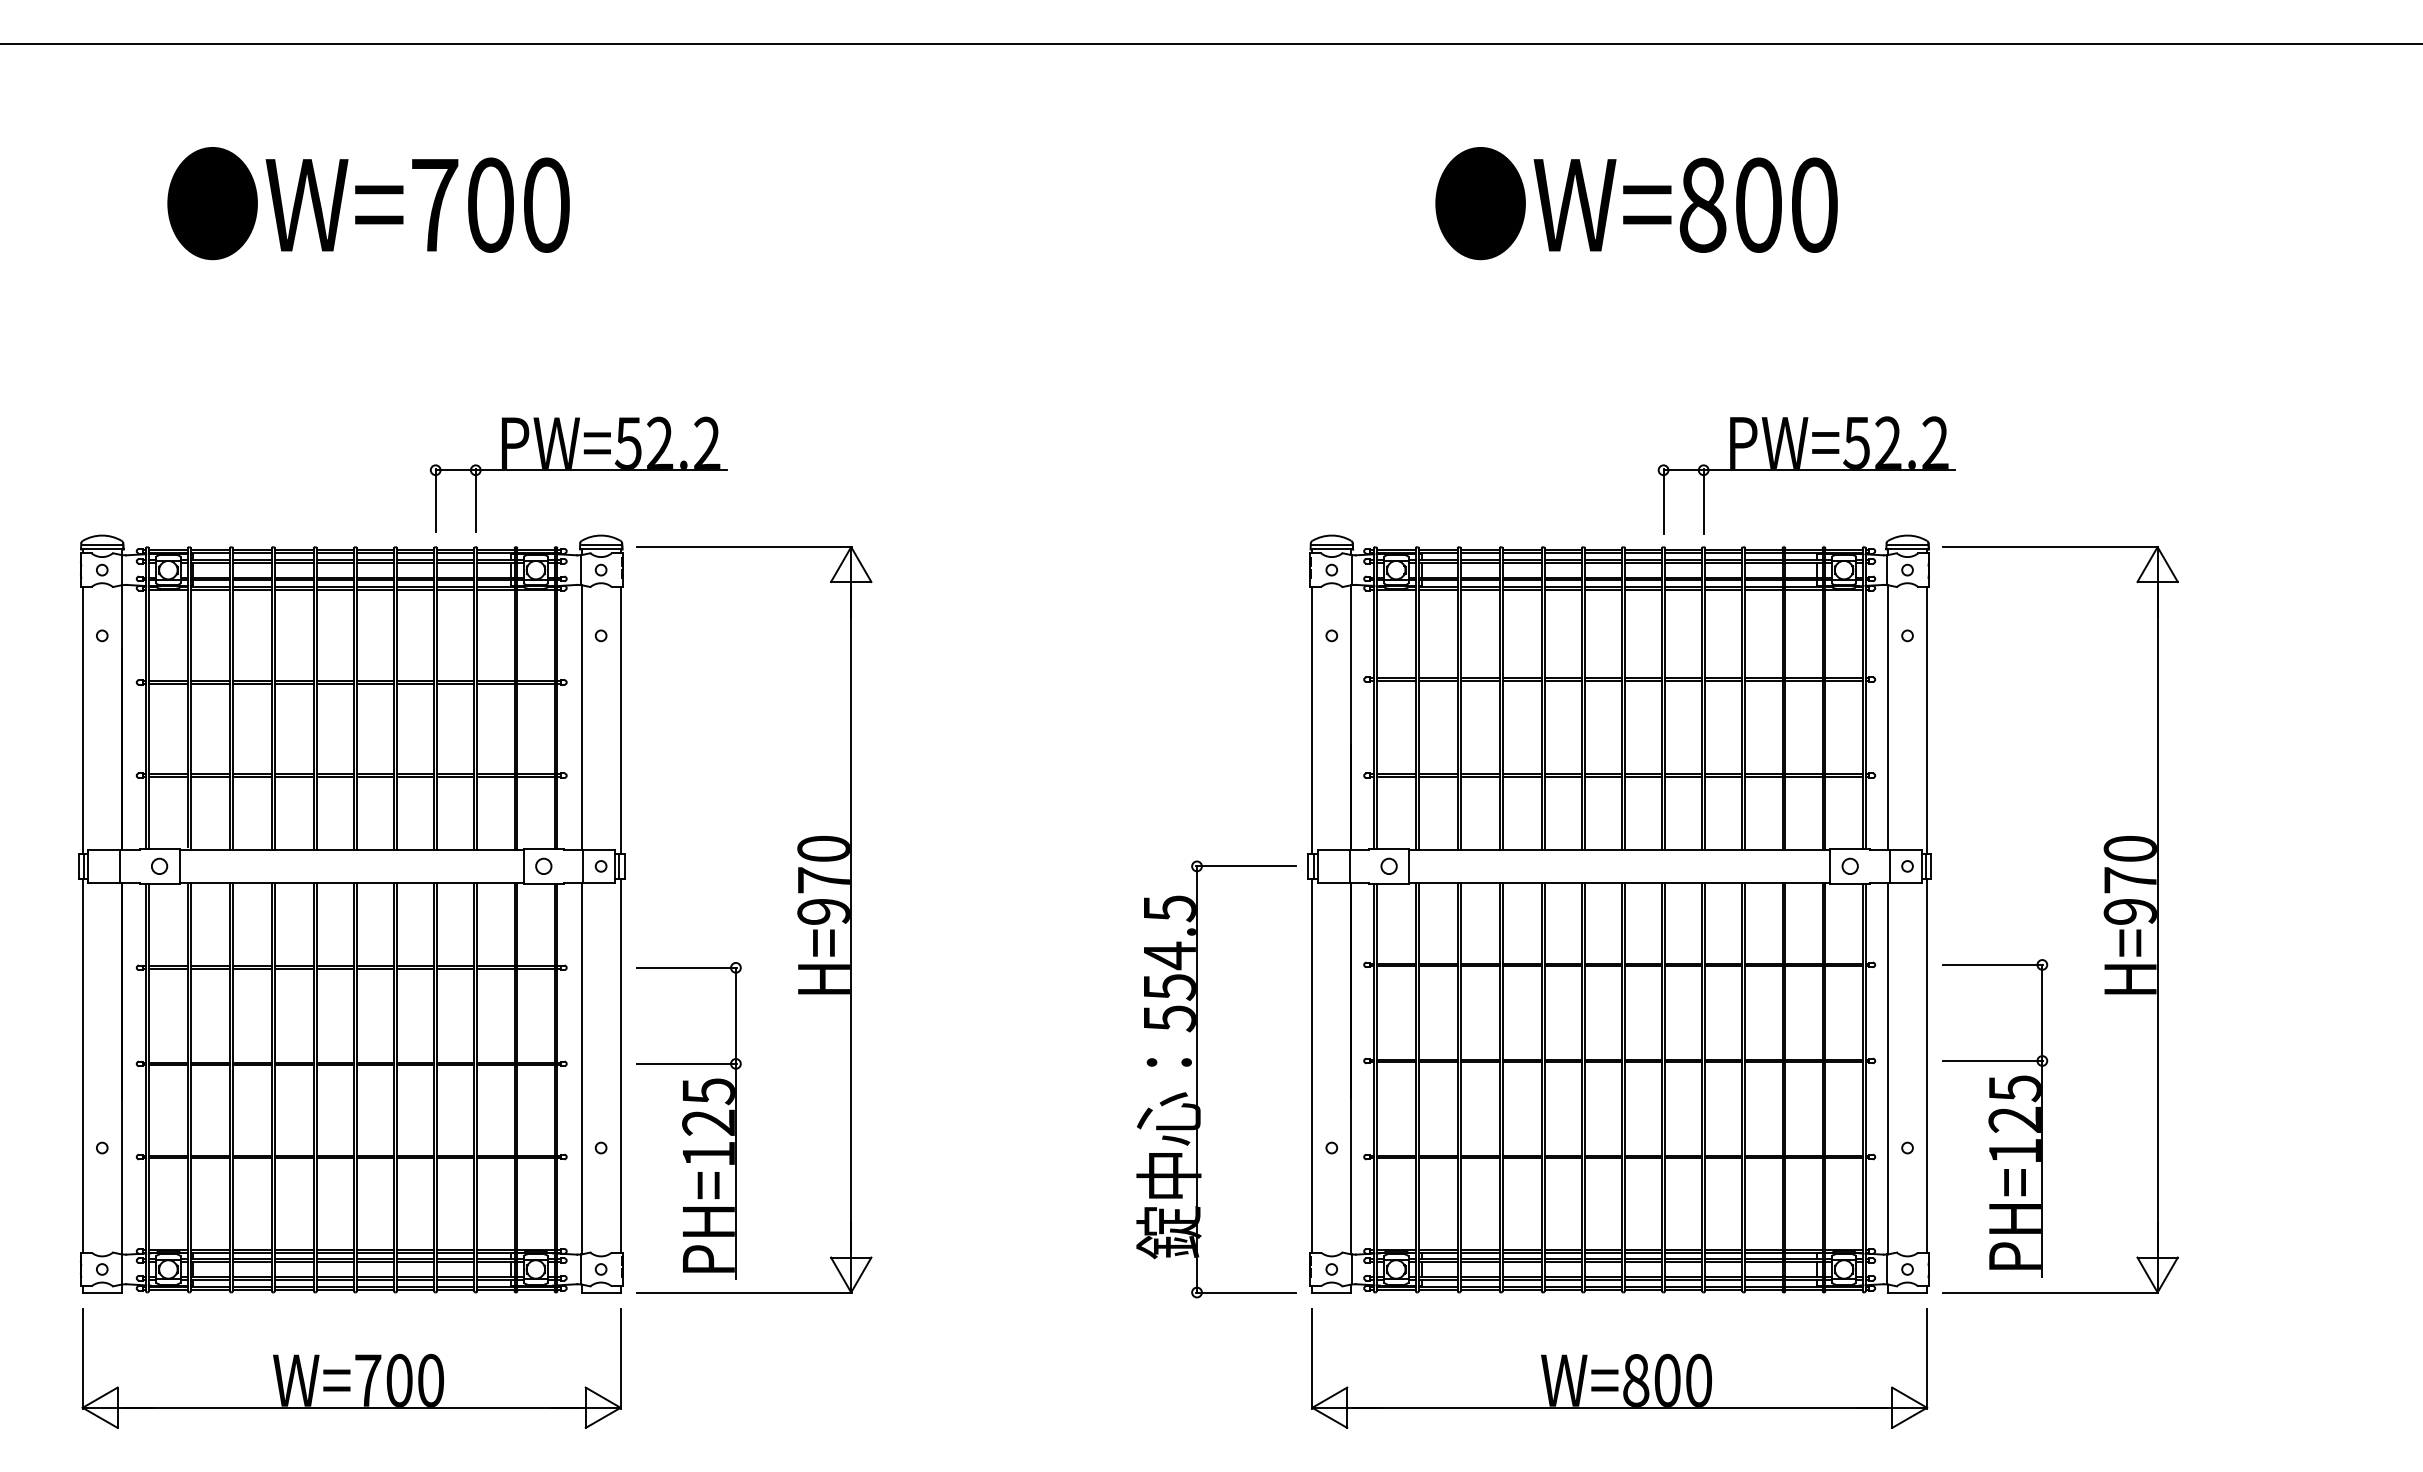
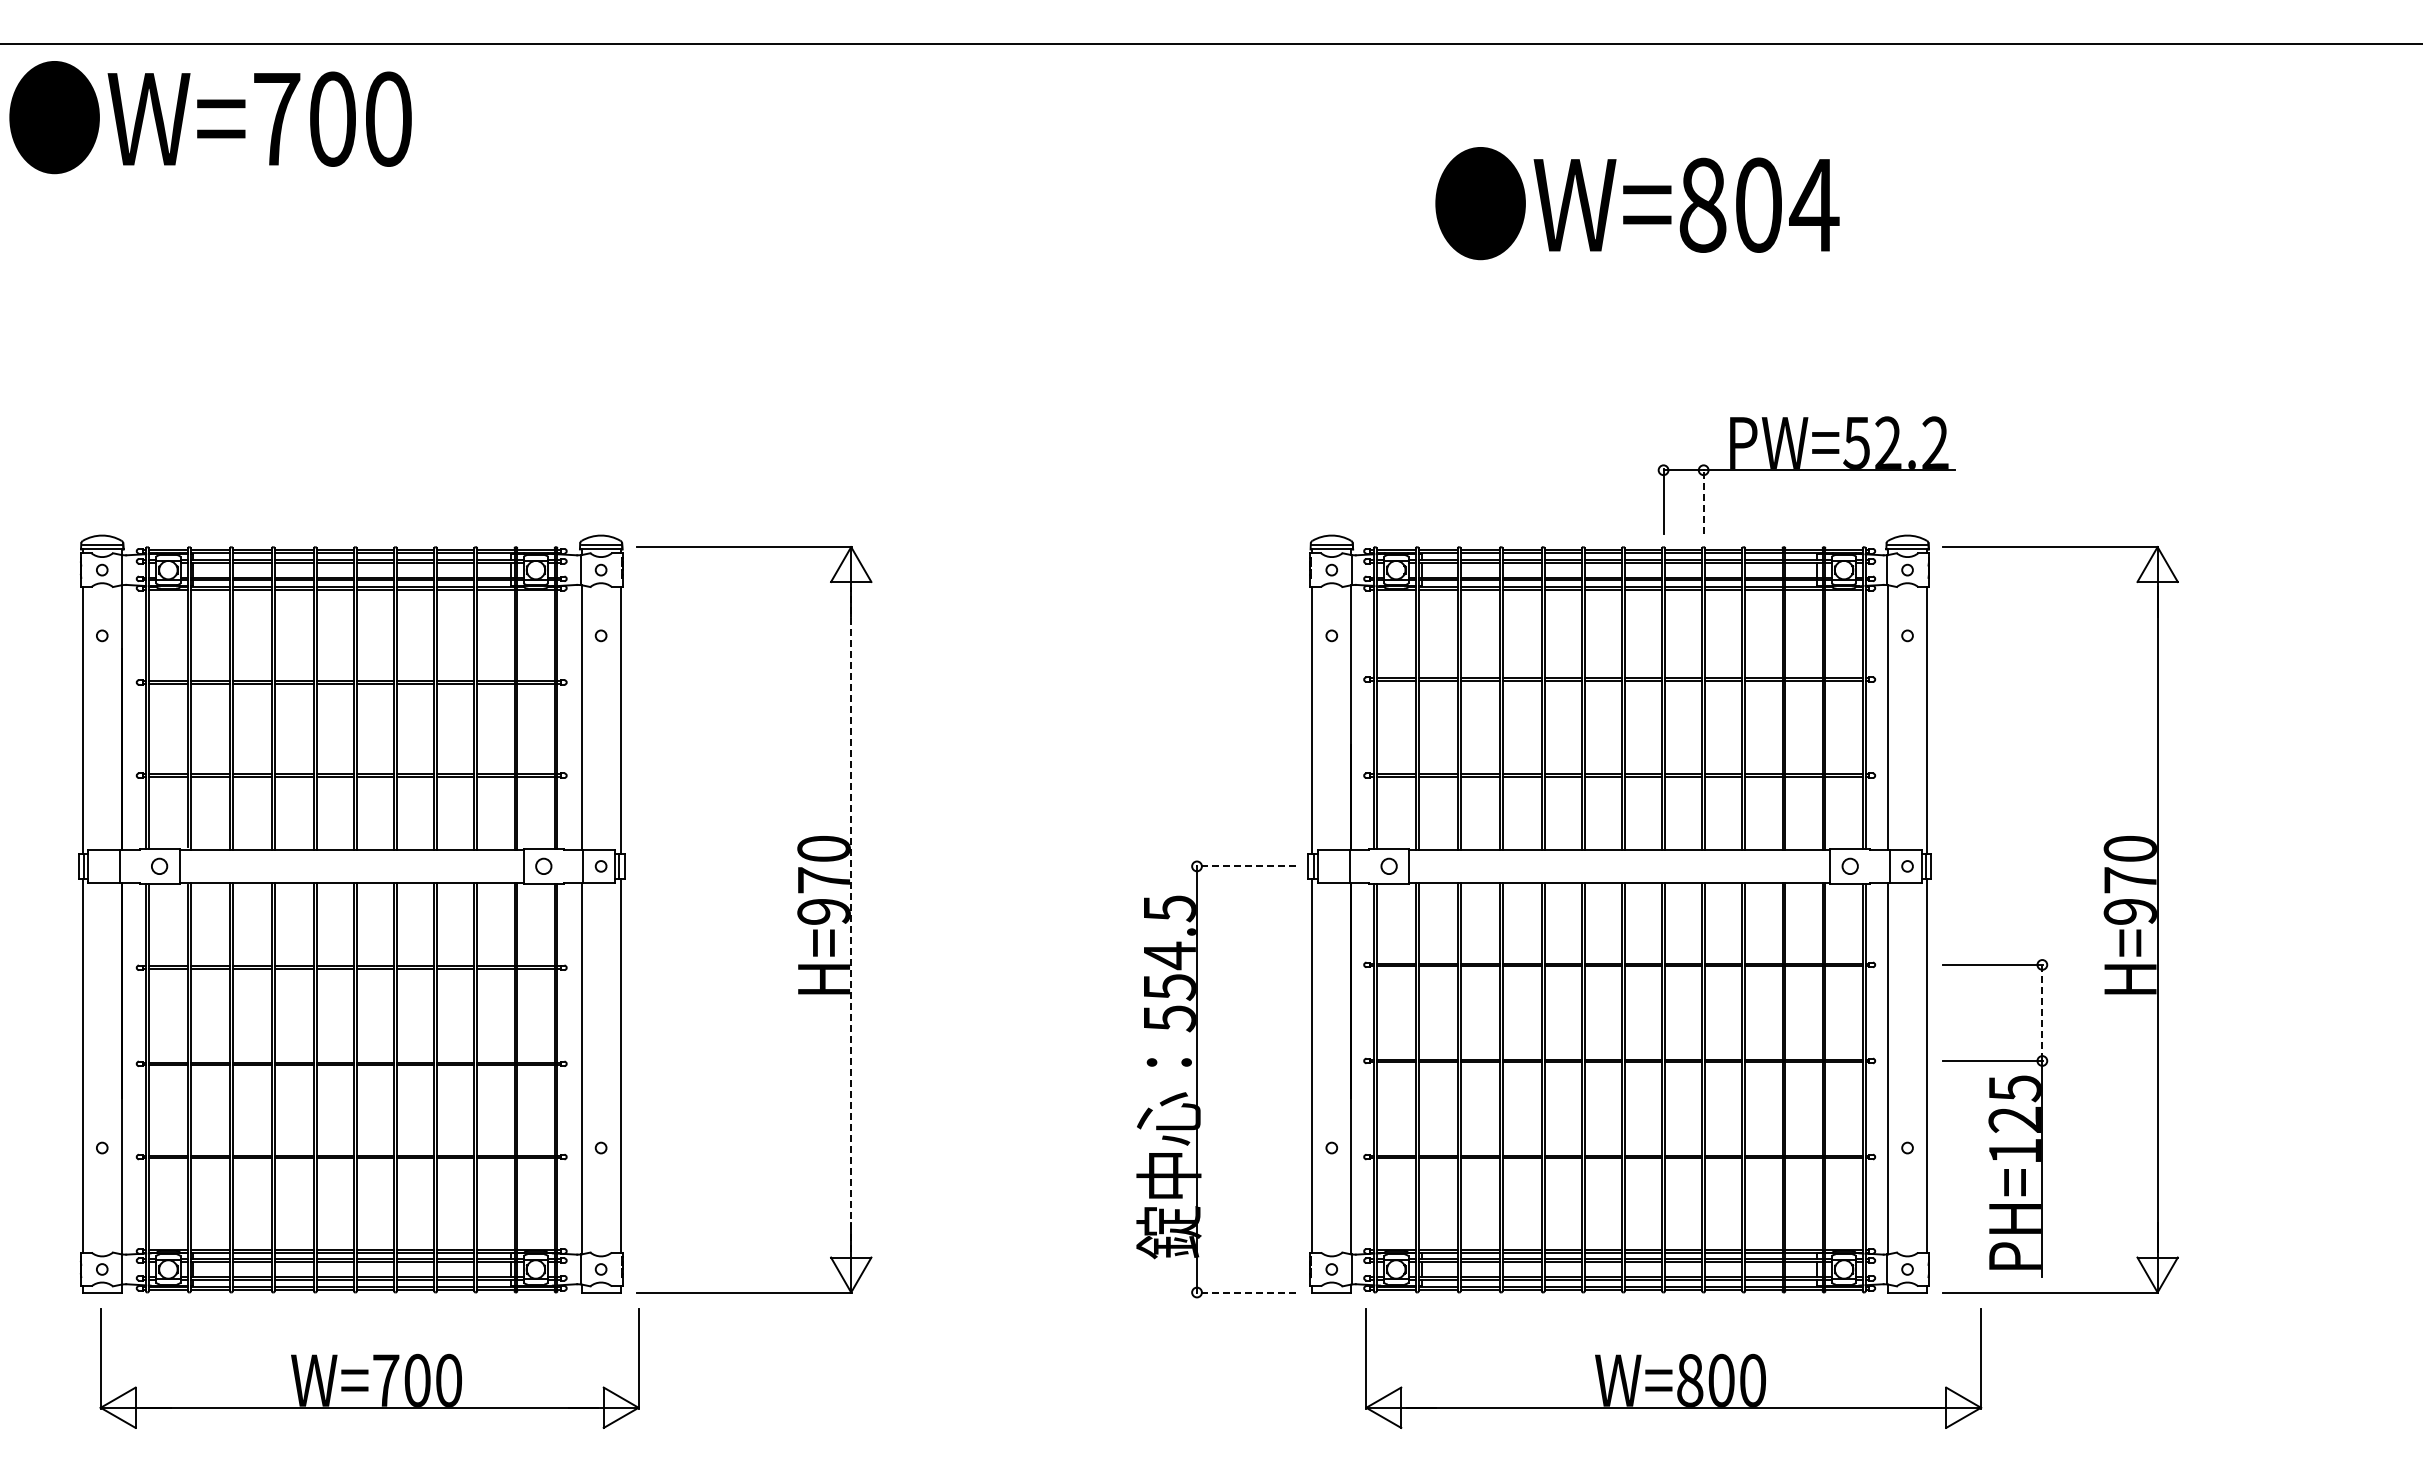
text position: (368, 203) -> (210, 117) (210, 117)
text: W=800 -> W=804 (1814, 204)
part: present -> none (578, 474)
line: solid -> dashed (1703, 501)
line: solid -> dashed (1246, 866)
line: solid -> dashed (851, 919)
line: solid -> dashed (2042, 1013)
part: present -> none (688, 1120)
line: solid -> dashed (1246, 1292)
part position: (351, 1368) -> (369, 1368) (369, 1368)
part position: (1619, 1368) -> (1673, 1368) (1673, 1368)
